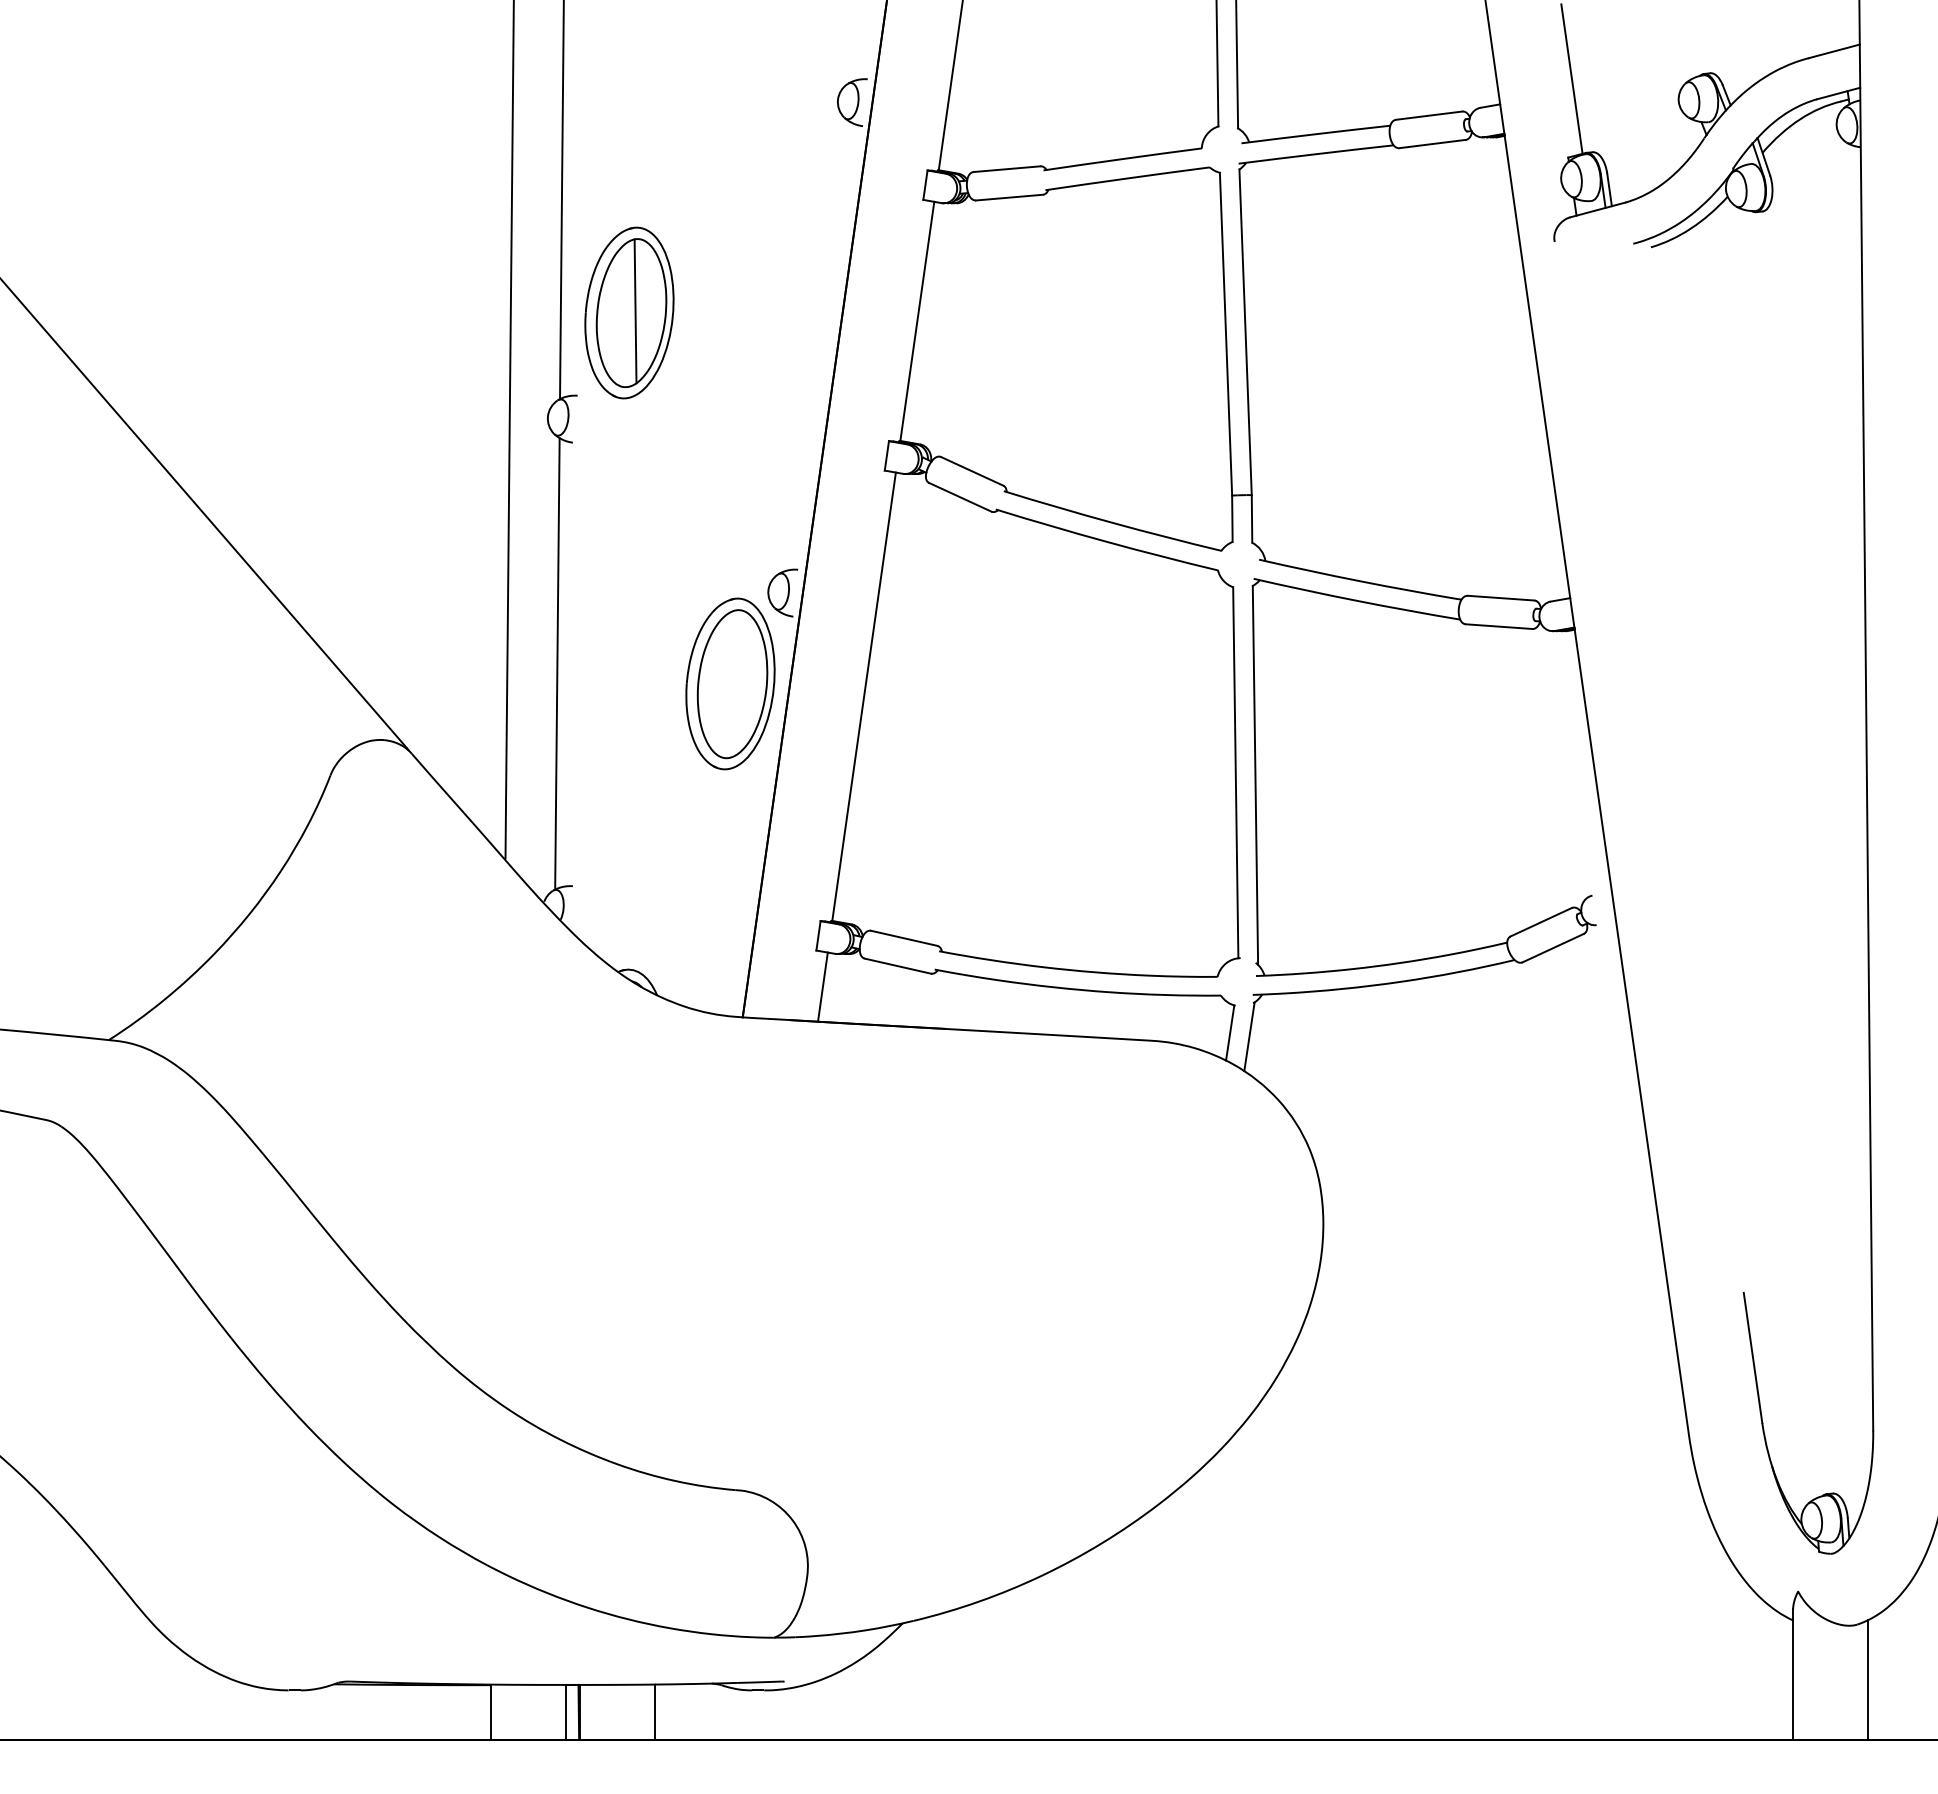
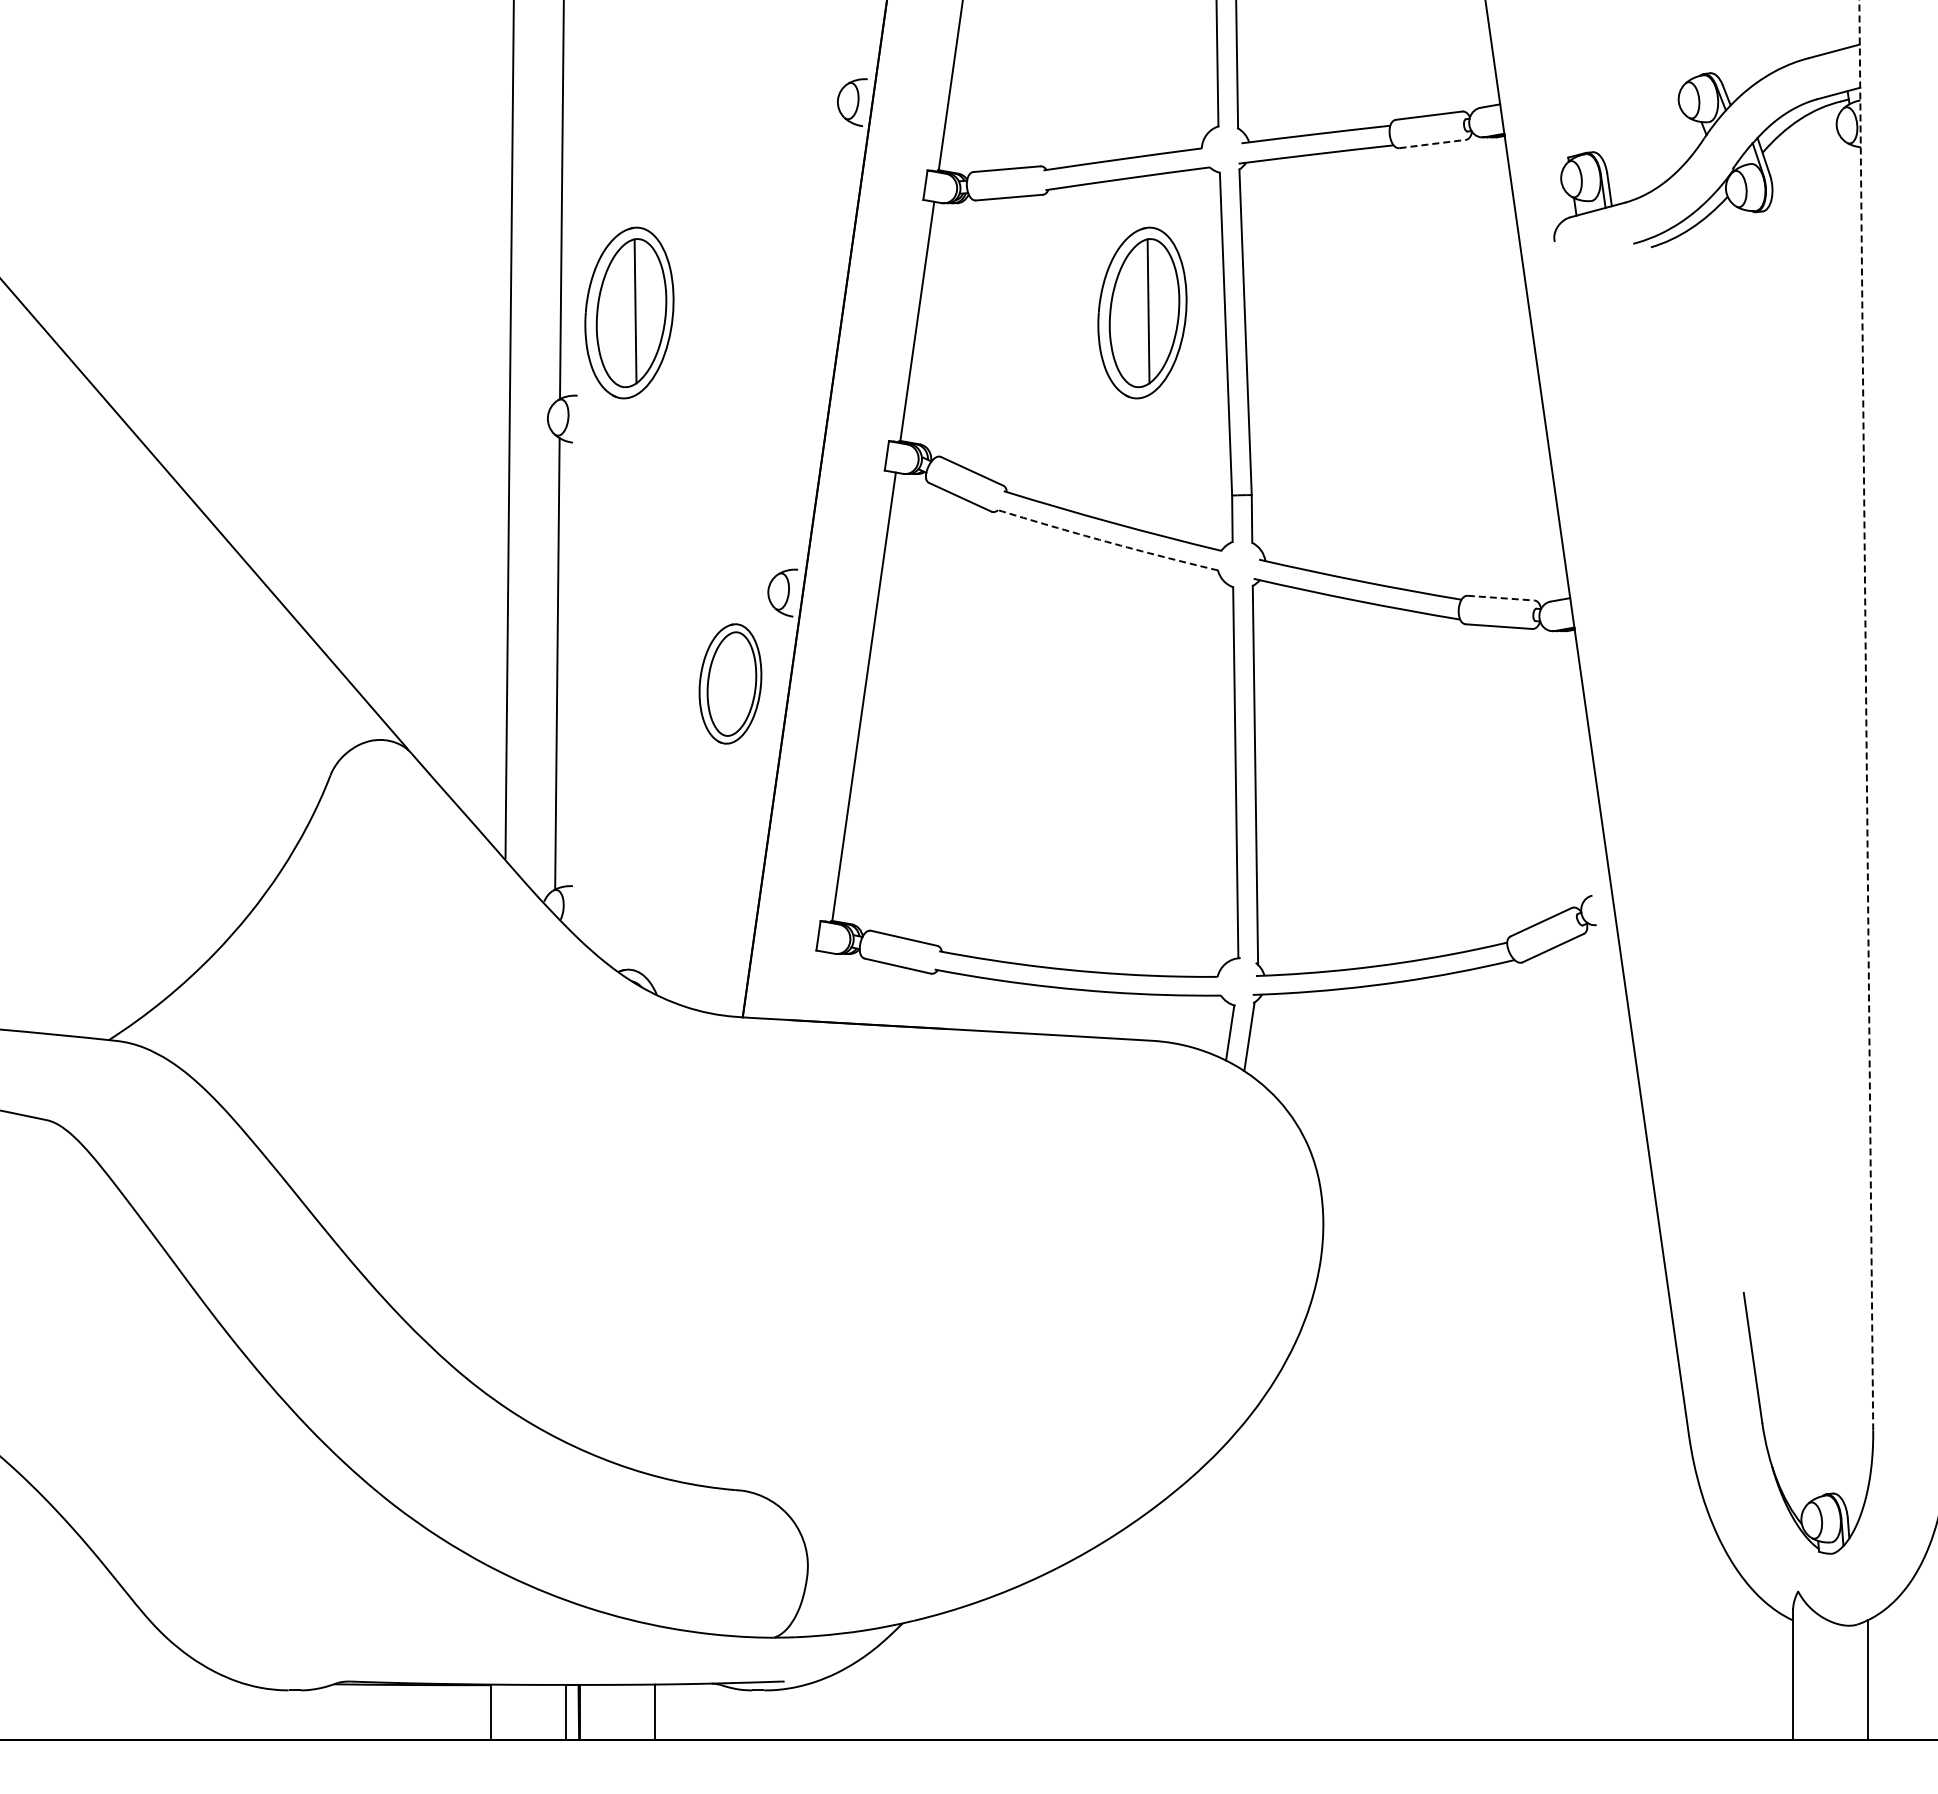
line: present -> none (1571, 78)
line: solid -> dashed (1433, 143)
part: none -> present (1142, 312)
line: solid -> dashed (1106, 541)
line: solid -> dashed (1501, 598)
part size: 91x174 px -> 65x122 px (730, 683)
line: solid -> dashed (1866, 715)
line: present -> none (822, 986)
